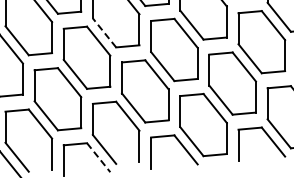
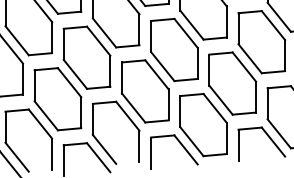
line: dashed -> solid (104, 32)
line: dashed -> solid (98, 157)
